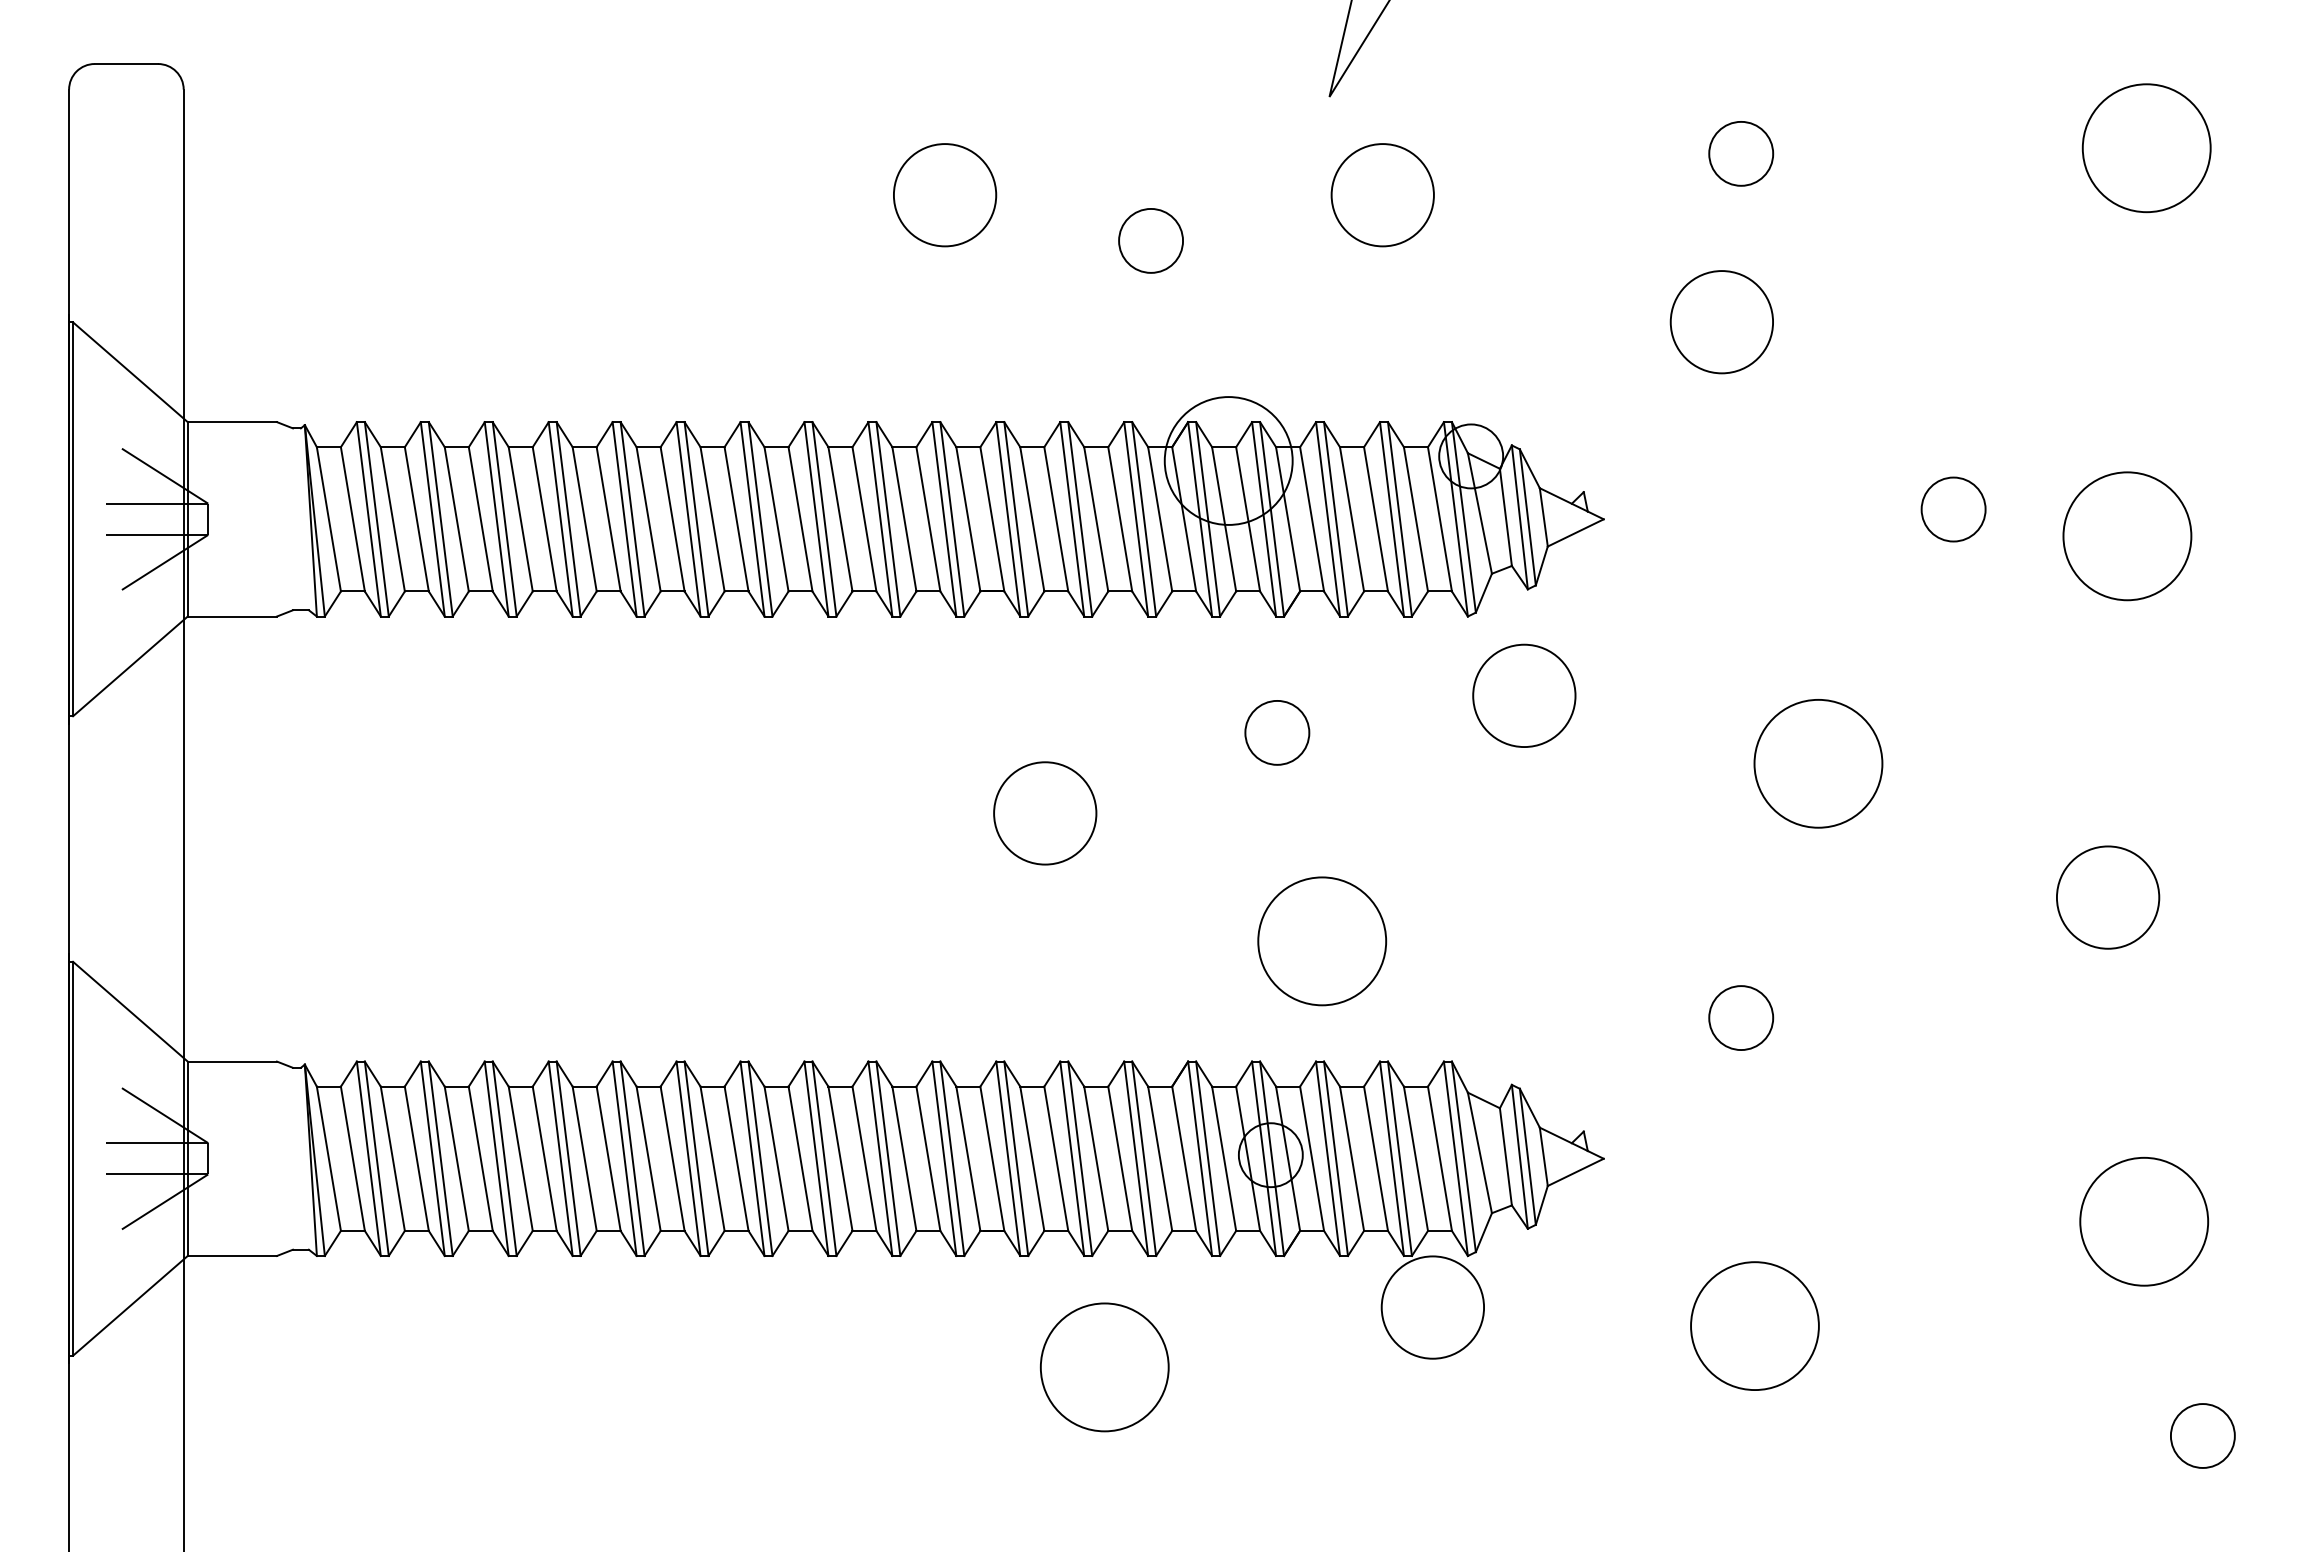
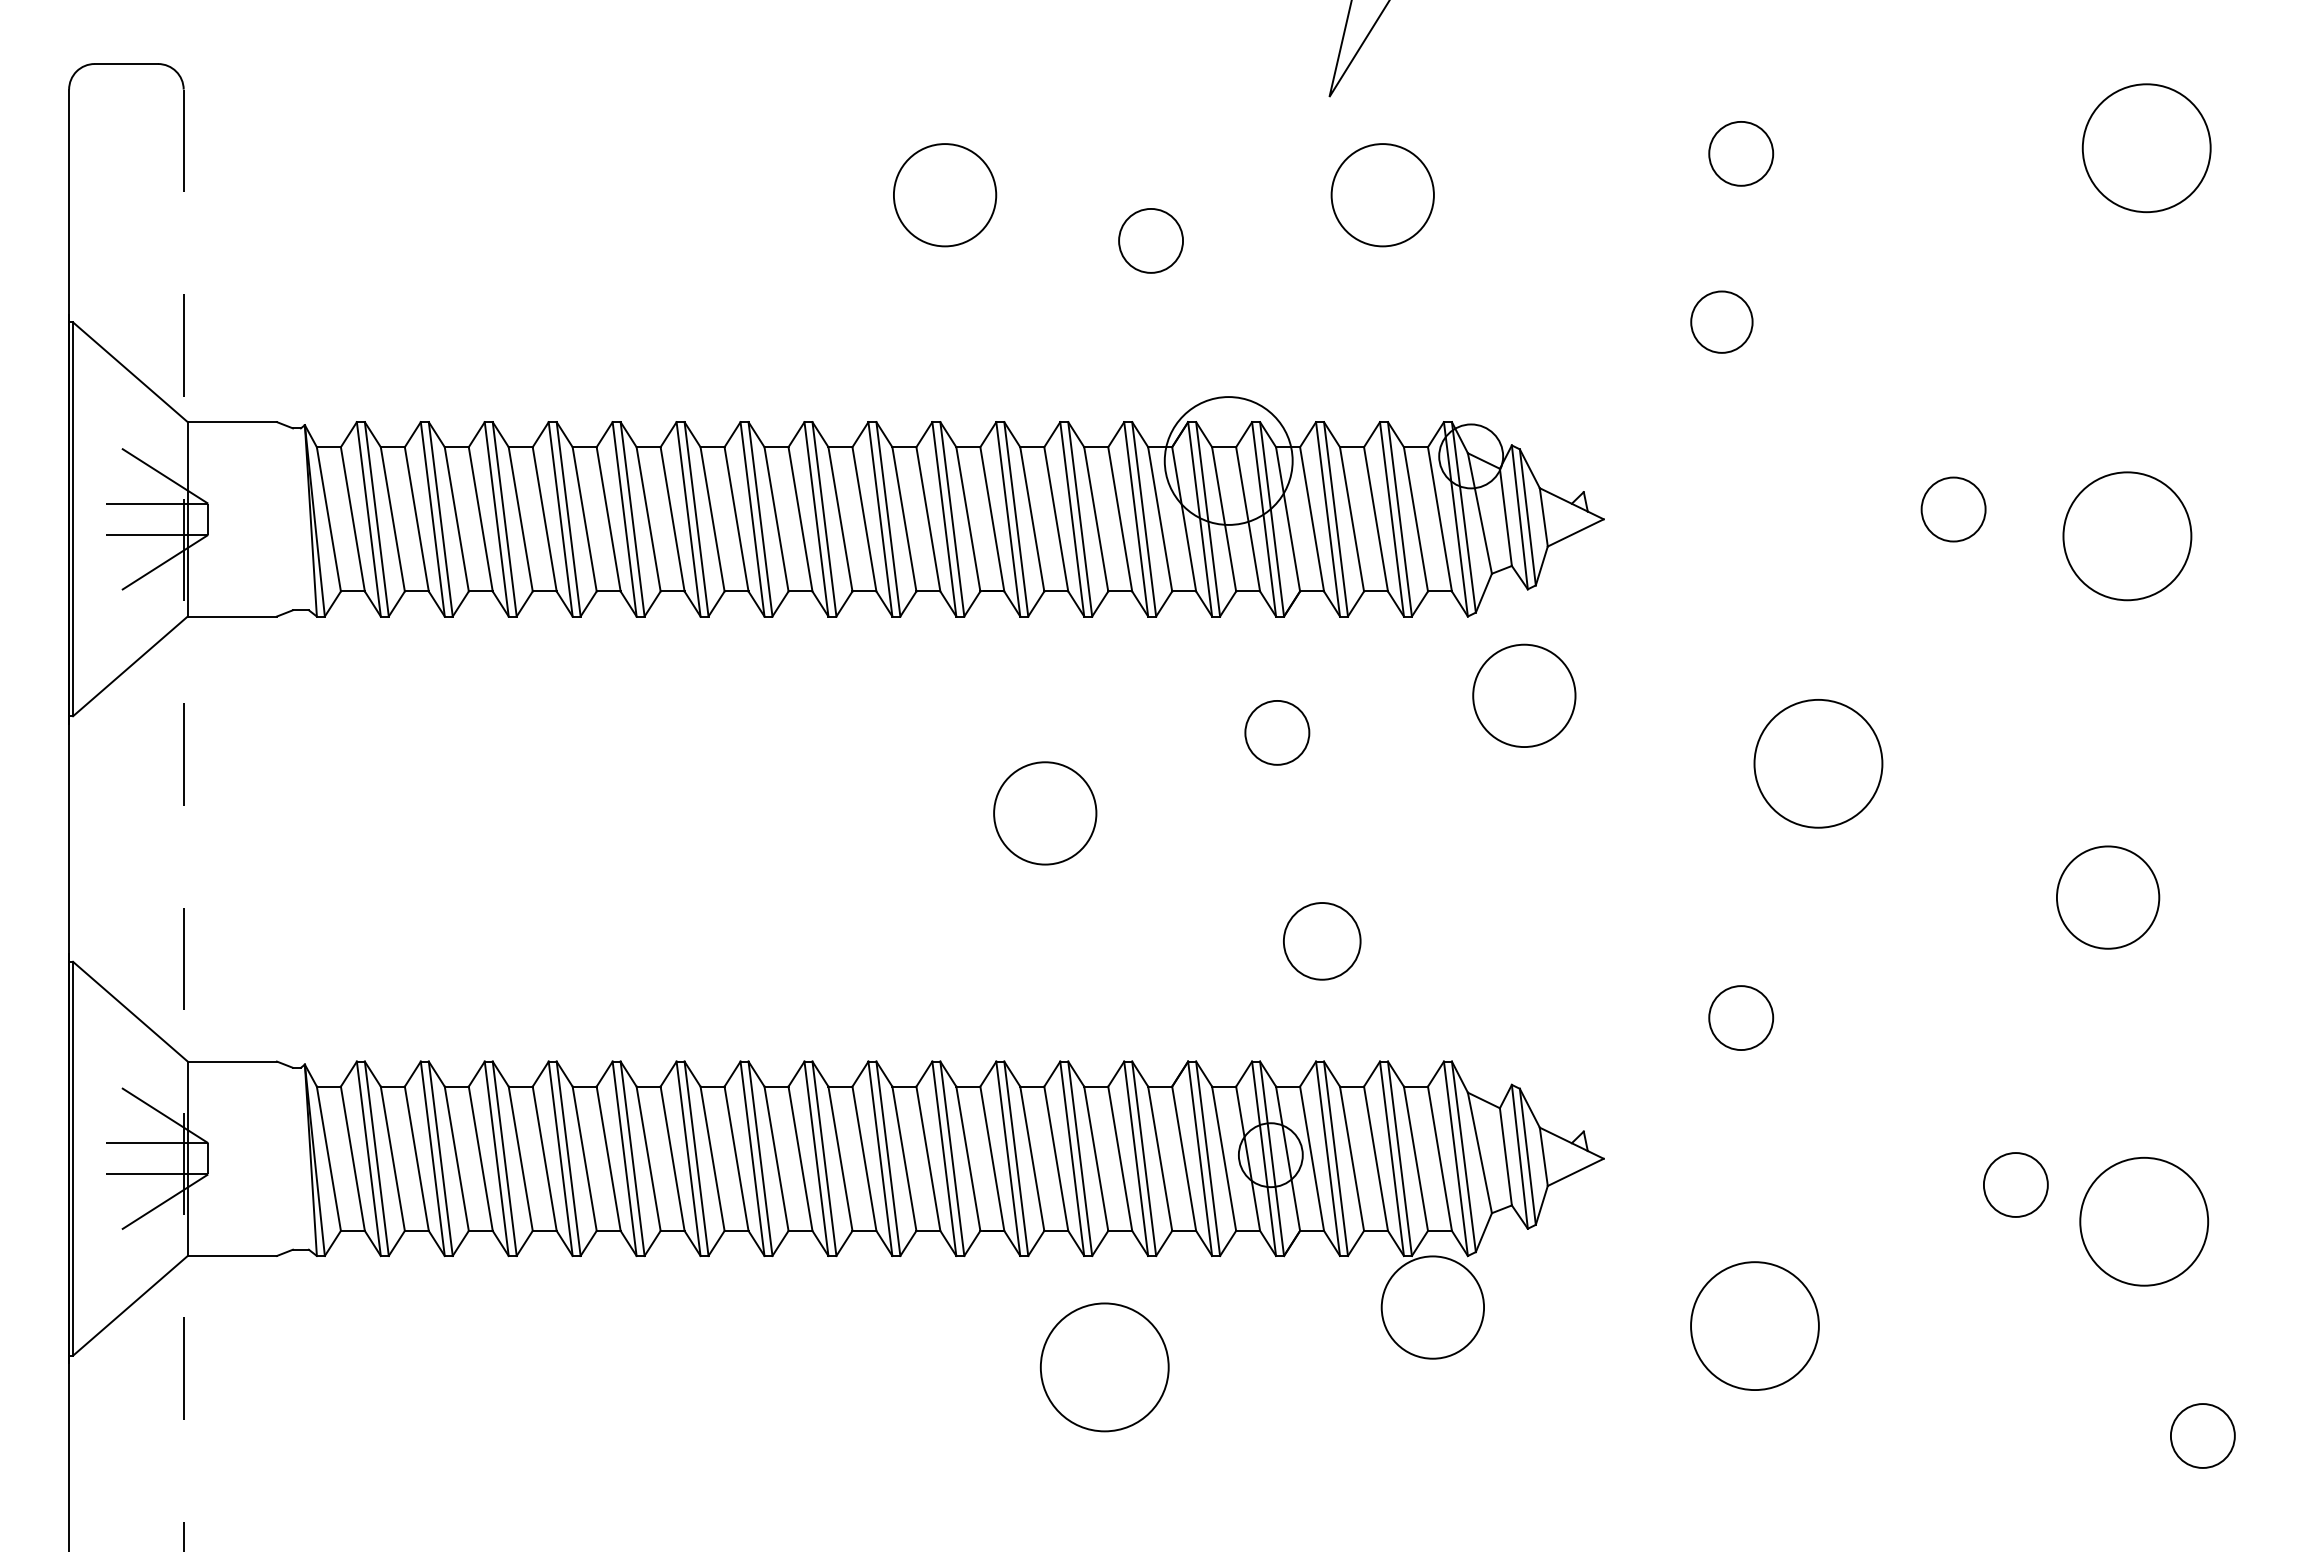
circle diameter: 102 px -> 61 px (1721, 321)
line: solid -> dashed (183, 820)
circle diameter: 128 px -> 77 px (1321, 941)
circle: none -> present (2015, 1184)
